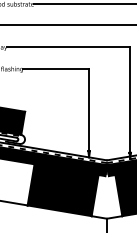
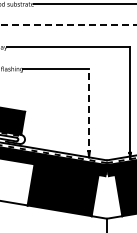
line: solid -> dashed (68, 25)
line: solid -> dashed (89, 112)
